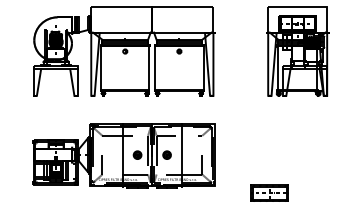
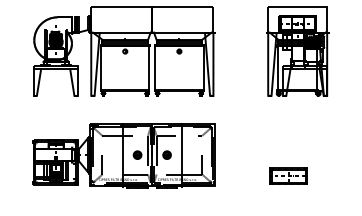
part position: (269, 192) -> (288, 175) (288, 175)
